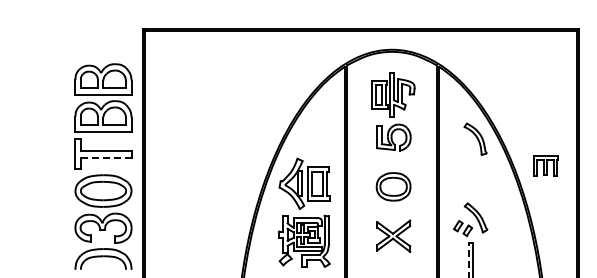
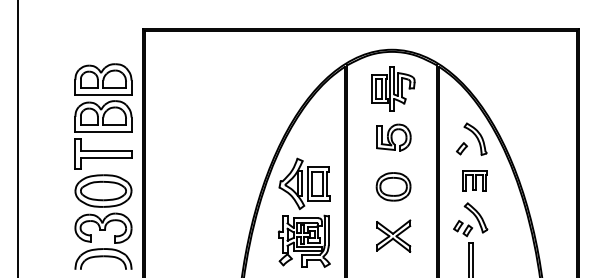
part position: (393, 94) -> (393, 88) (393, 88)
line: none -> present (17, 138)
part: none -> present (461, 148)
line: dashed -> solid (105, 157)
part position: (545, 165) -> (474, 180) (474, 180)
line: dashed -> solid (468, 260)
